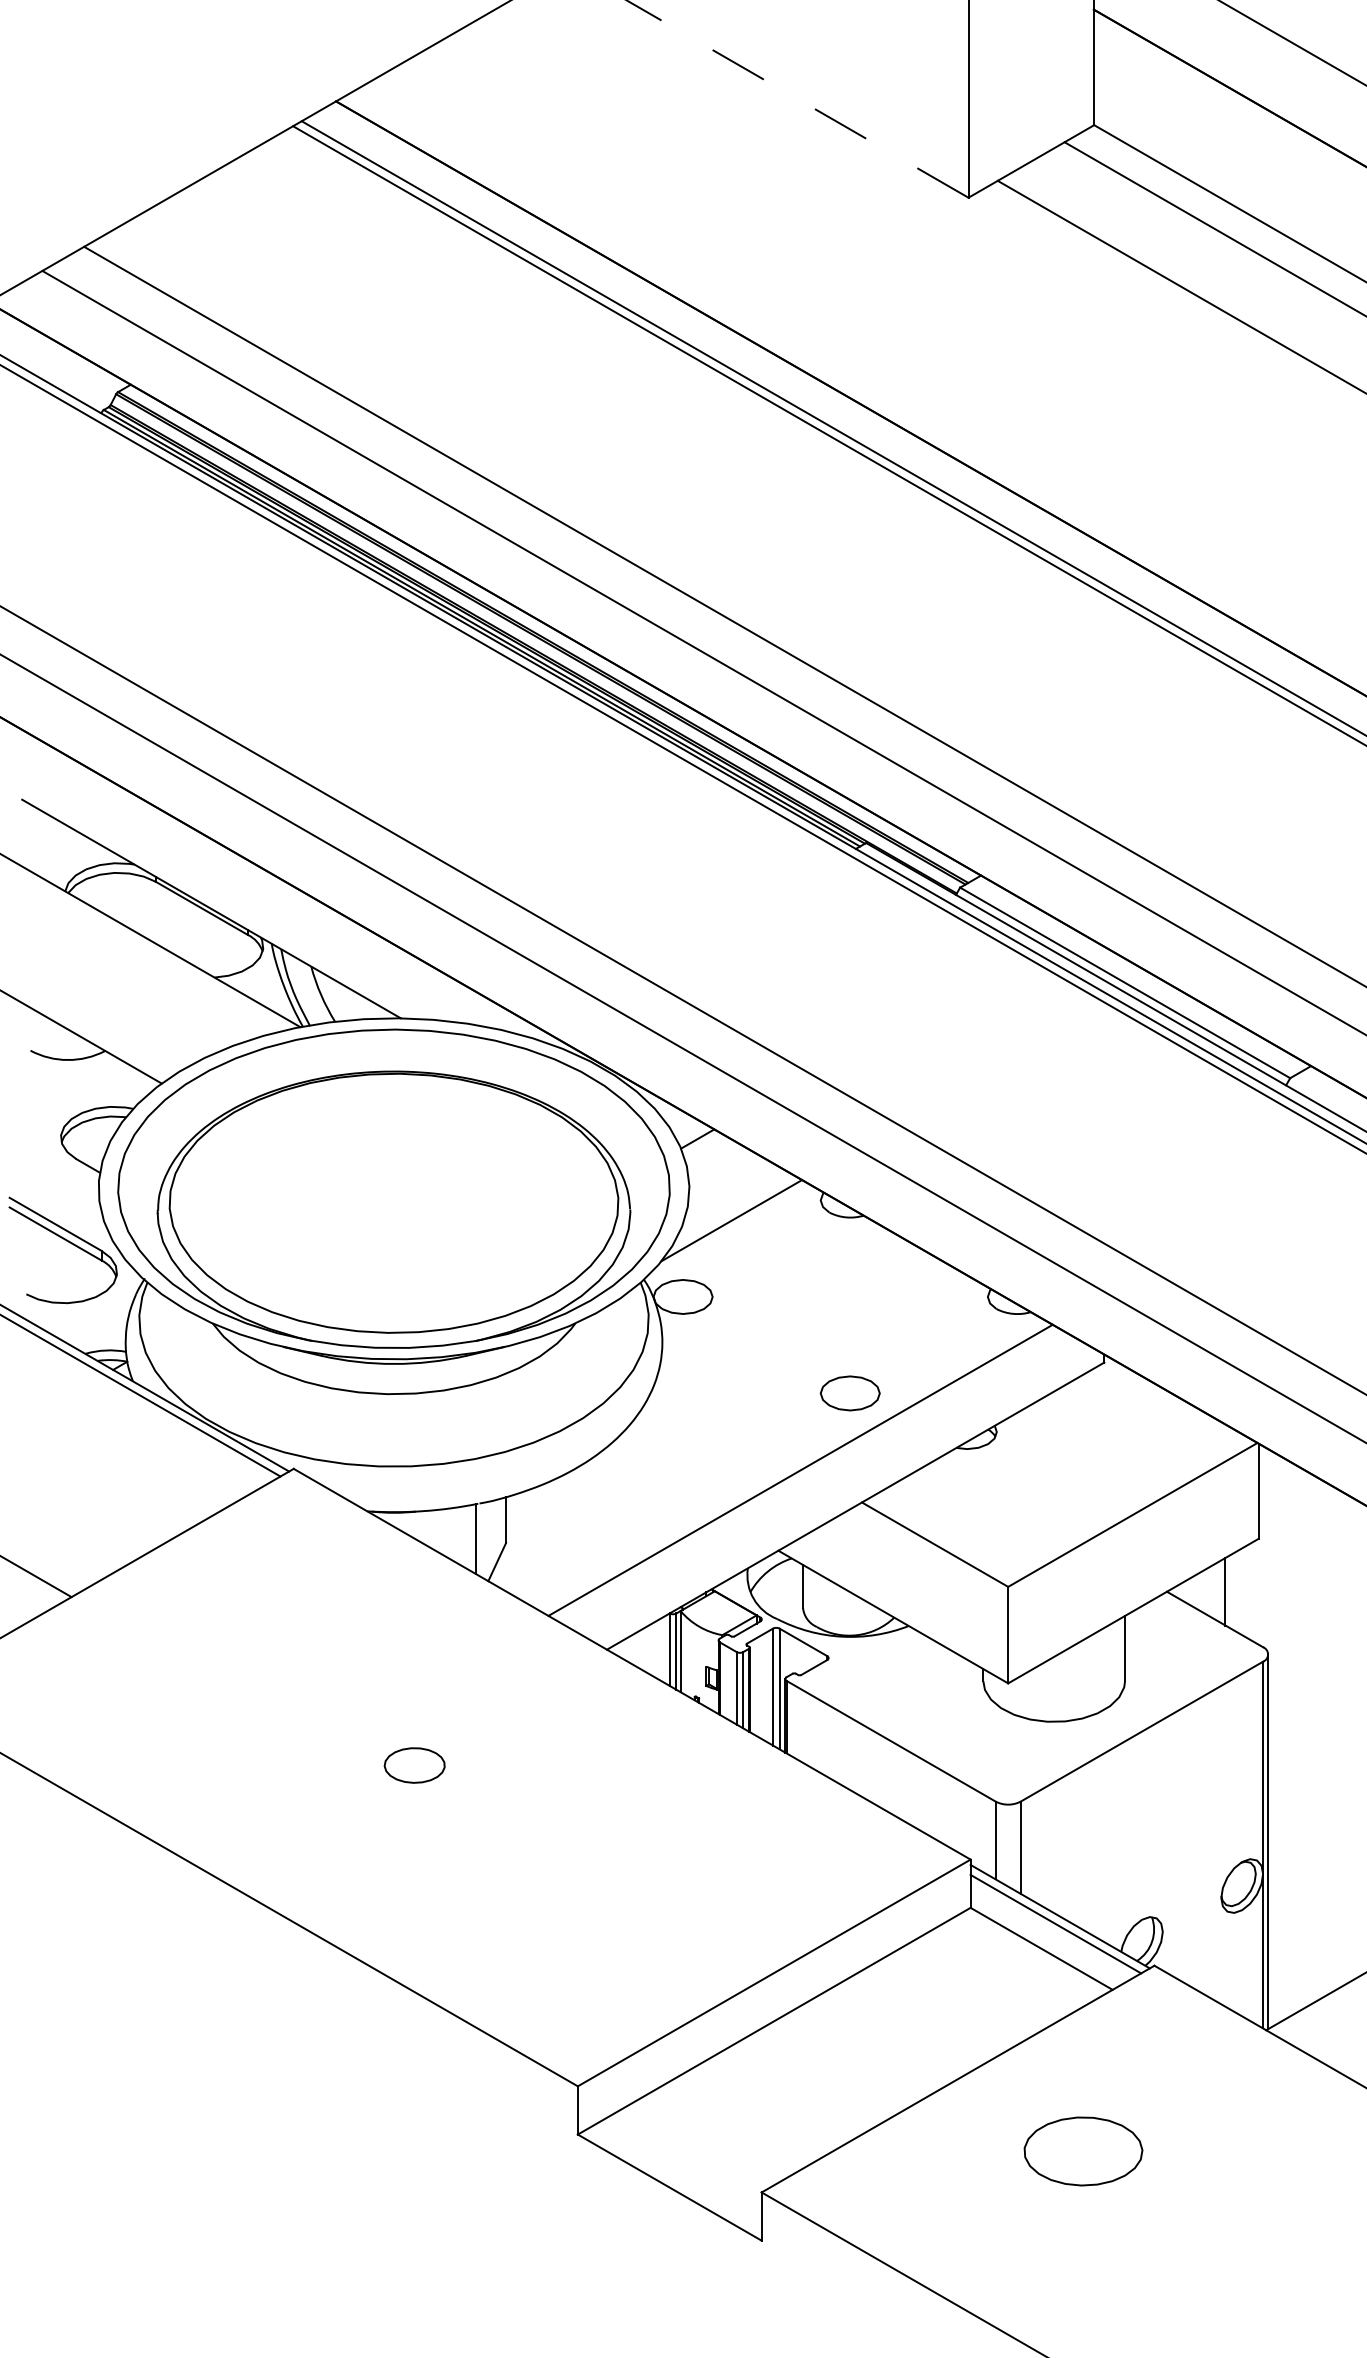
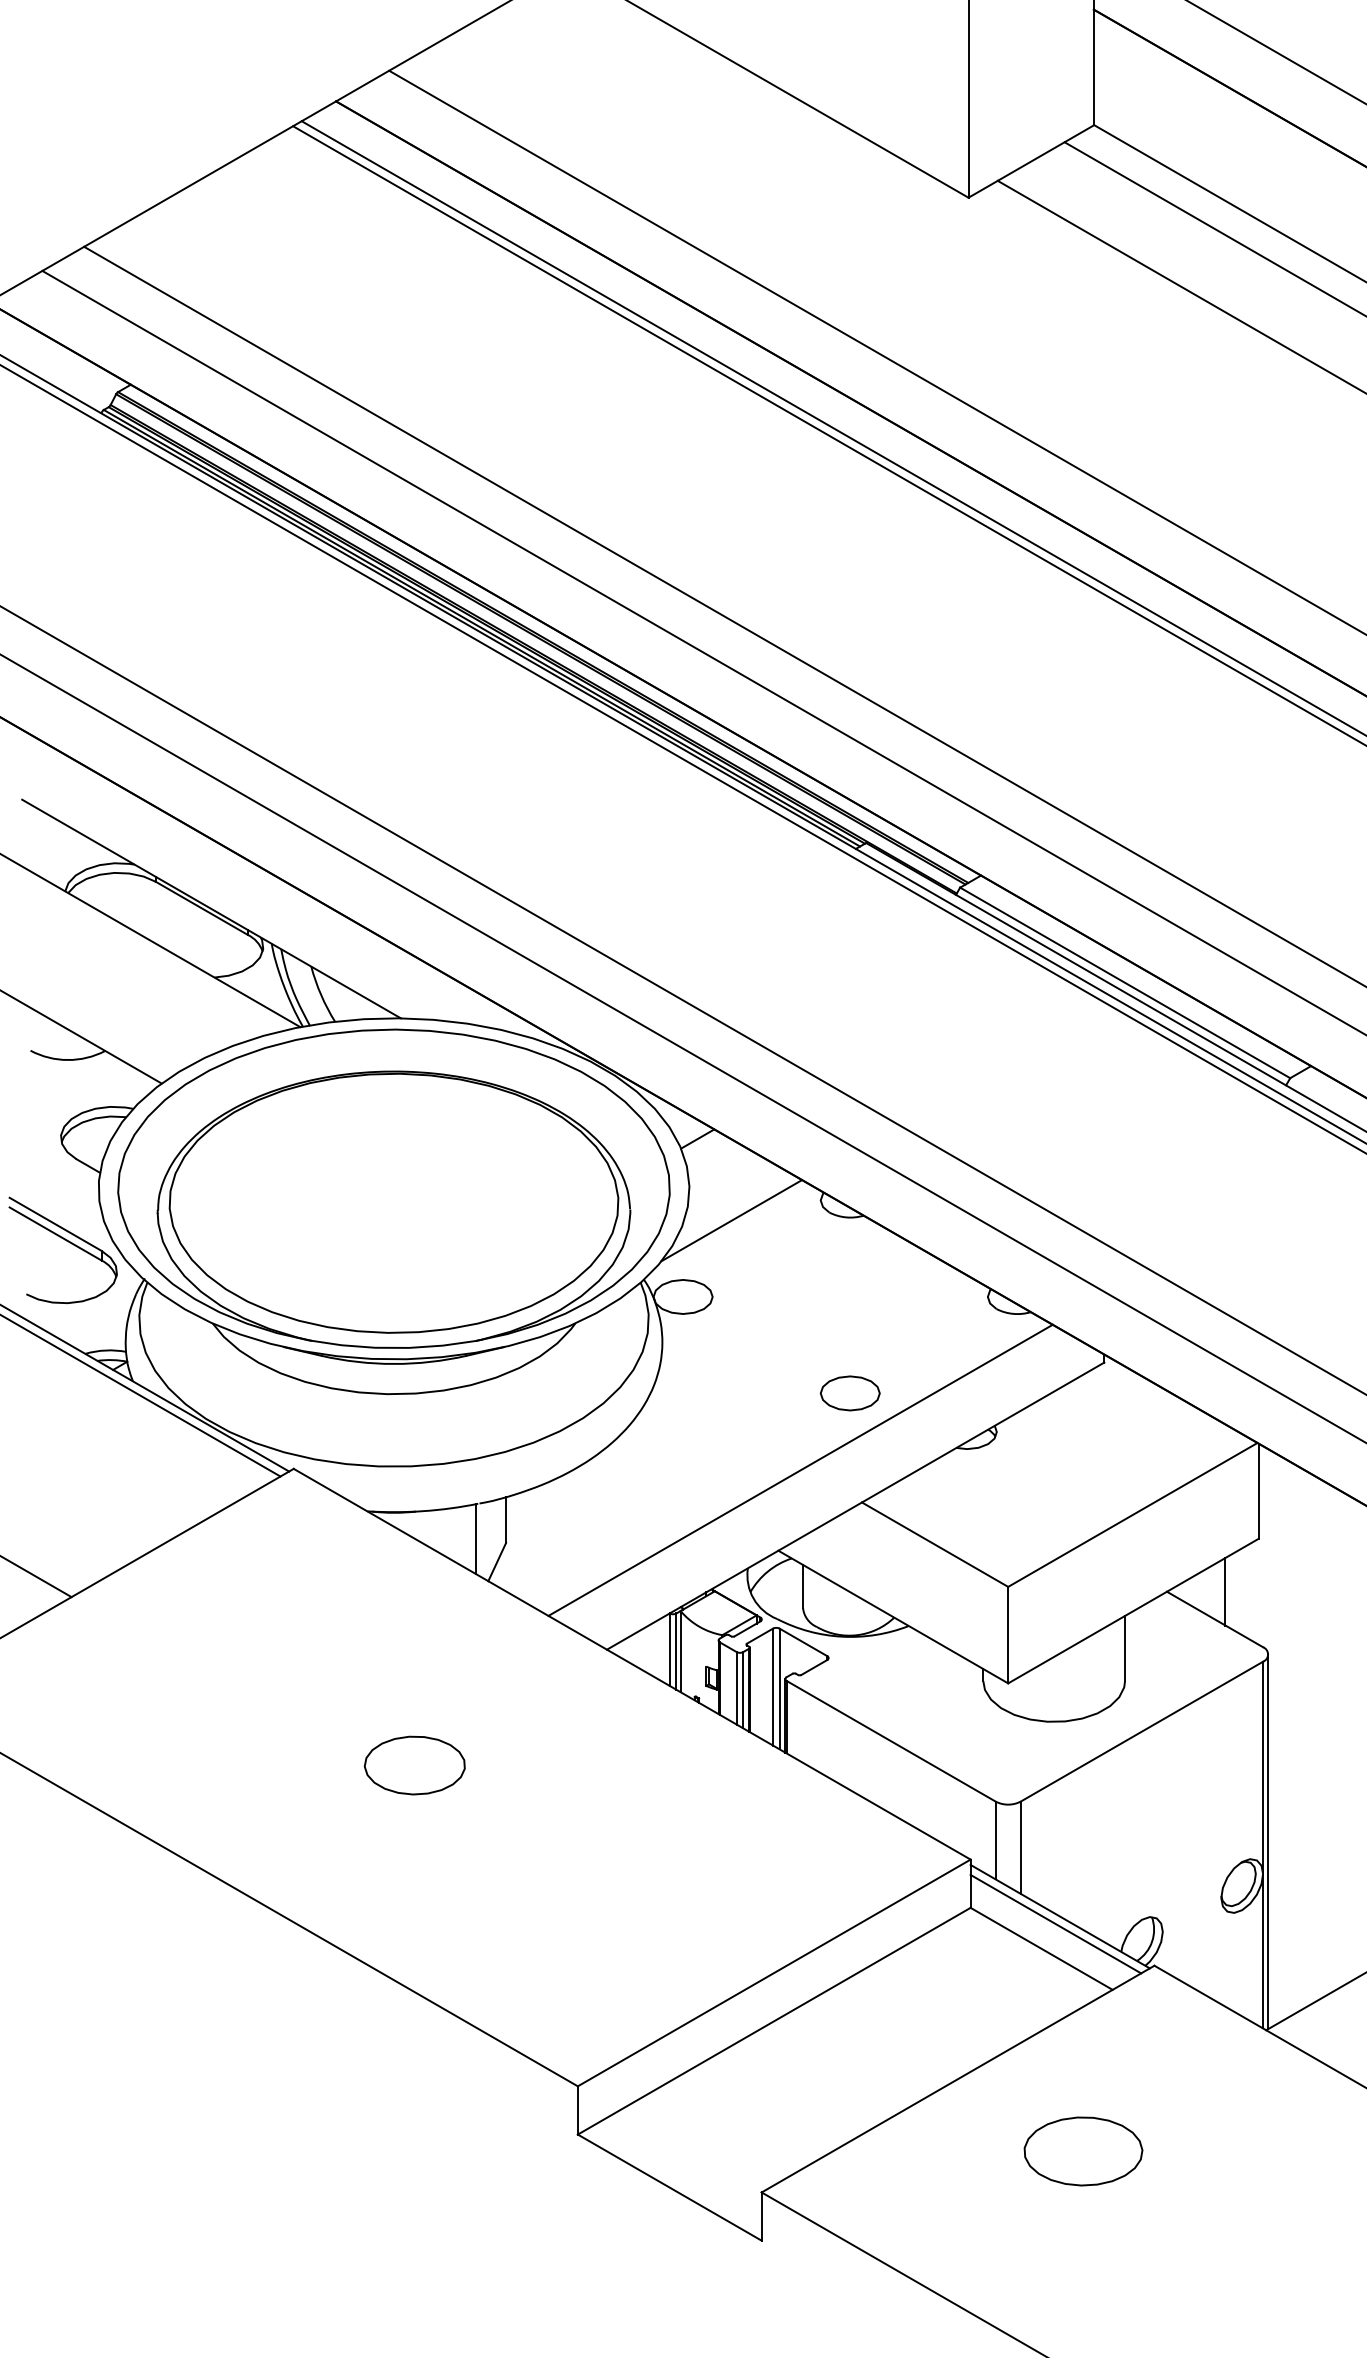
line position: (1292, 42) -> (1276, 52) (1276, 52)
line: dashed -> solid (797, 98)
line: none -> present (876, 351)
part size: 63x37 px -> 103x61 px (414, 1765)
